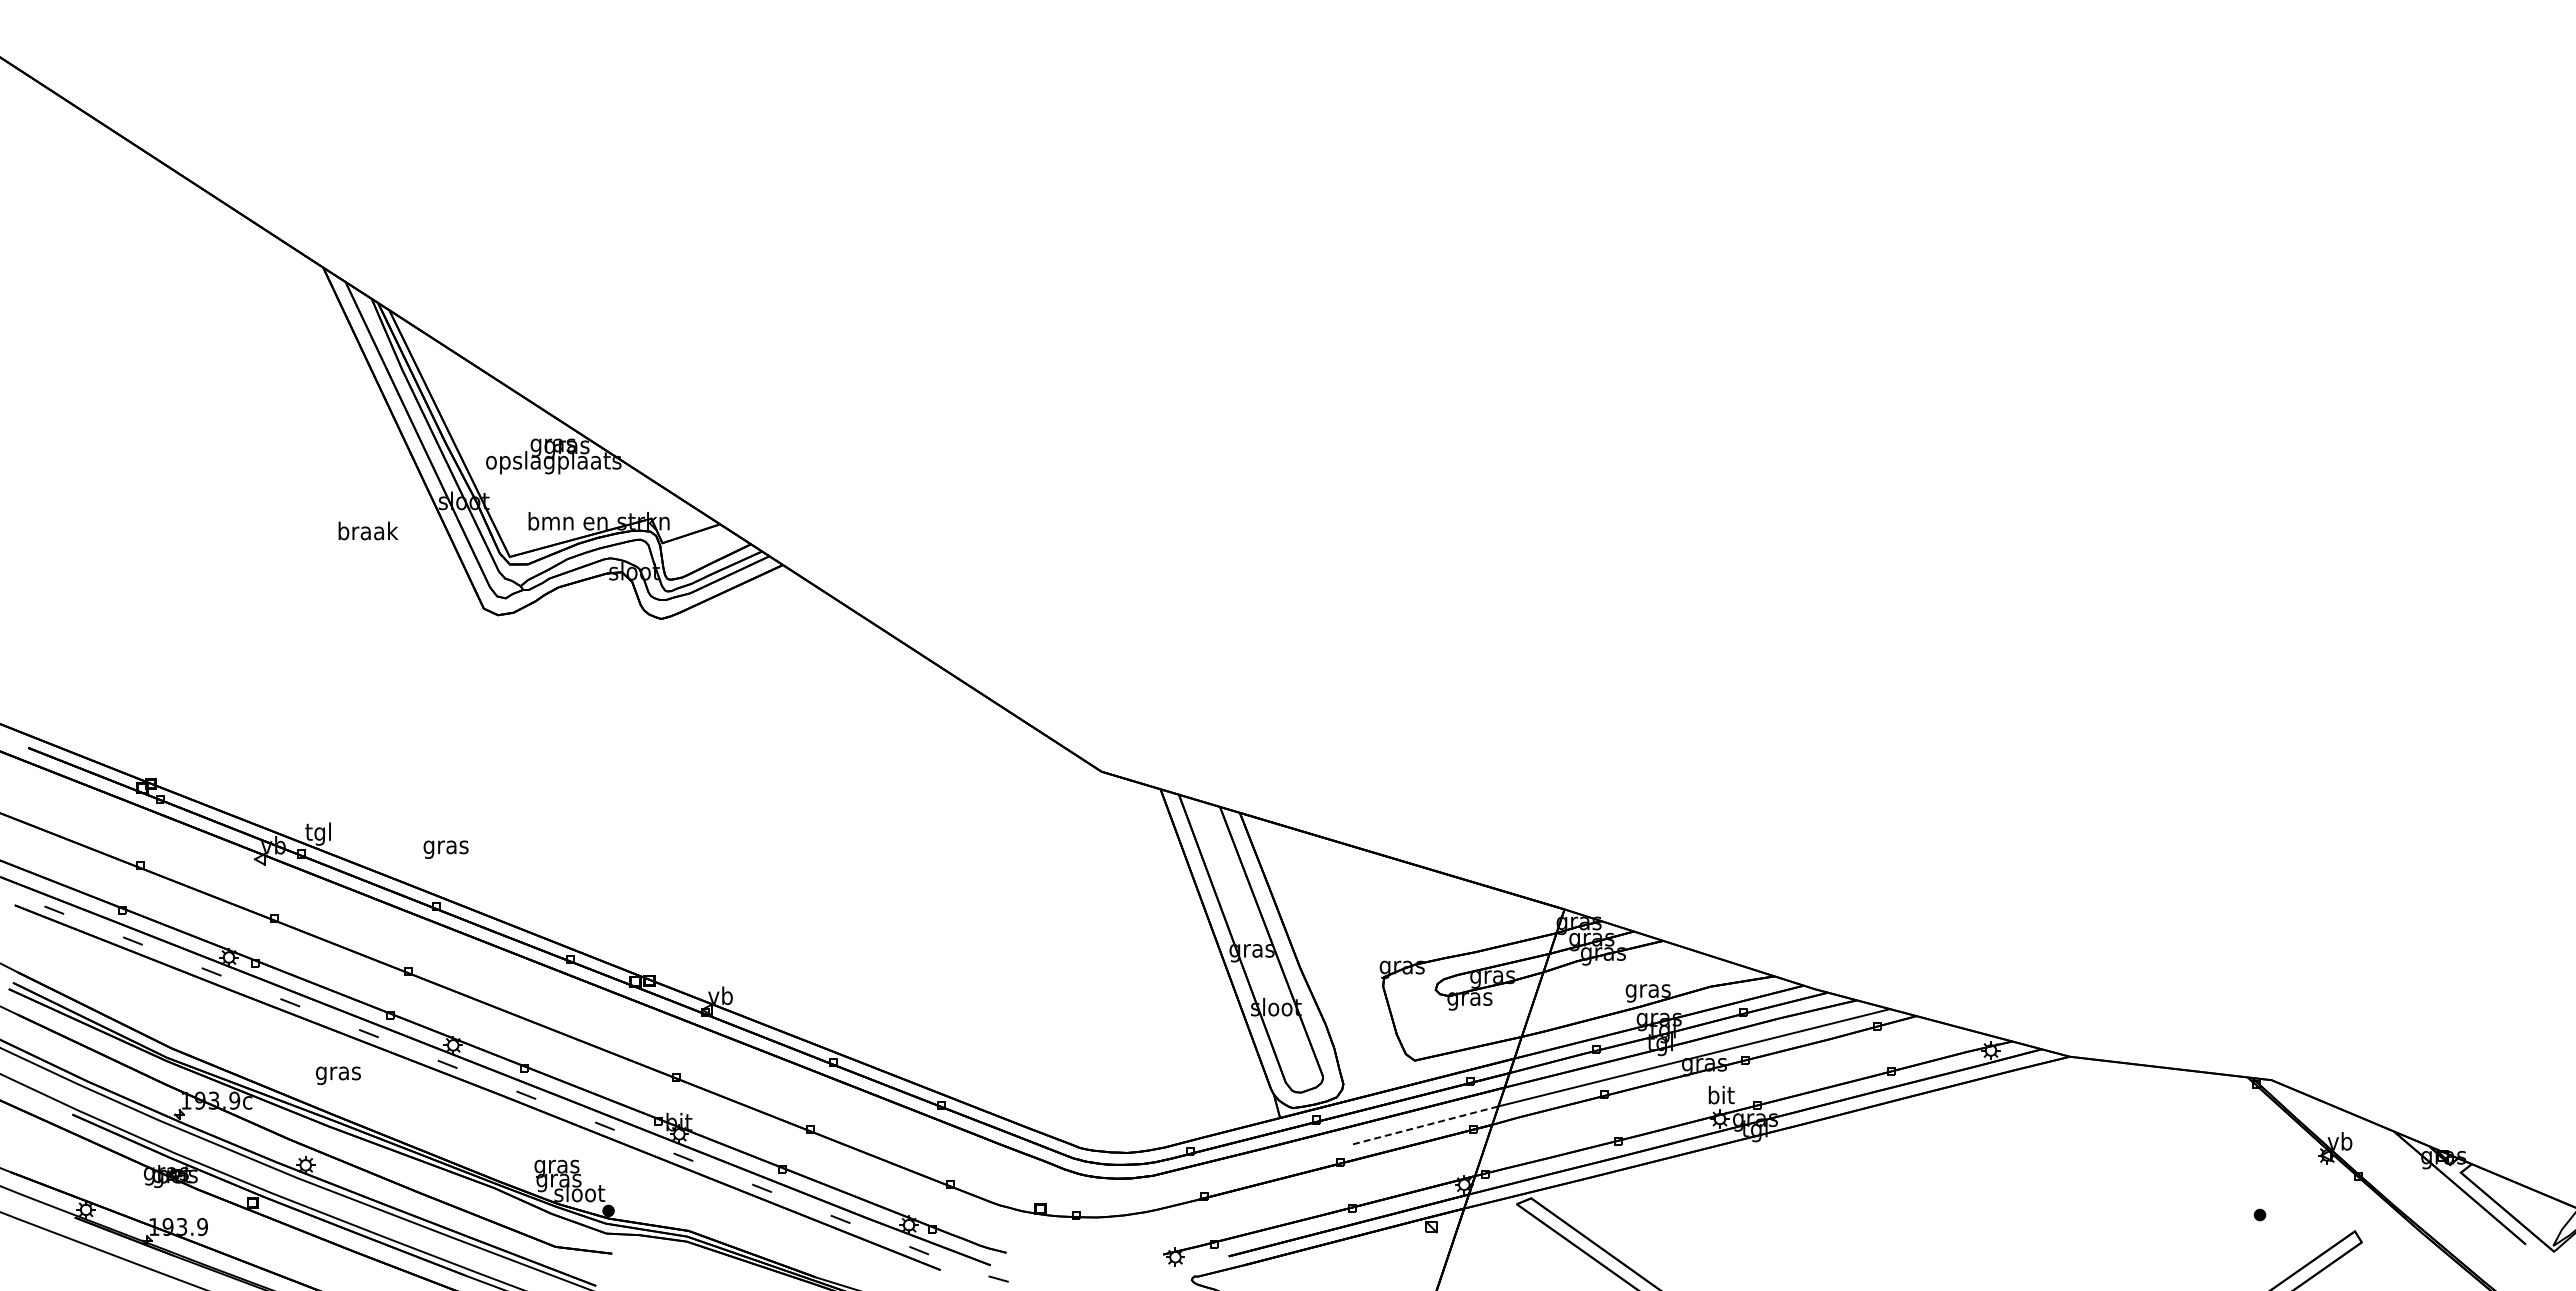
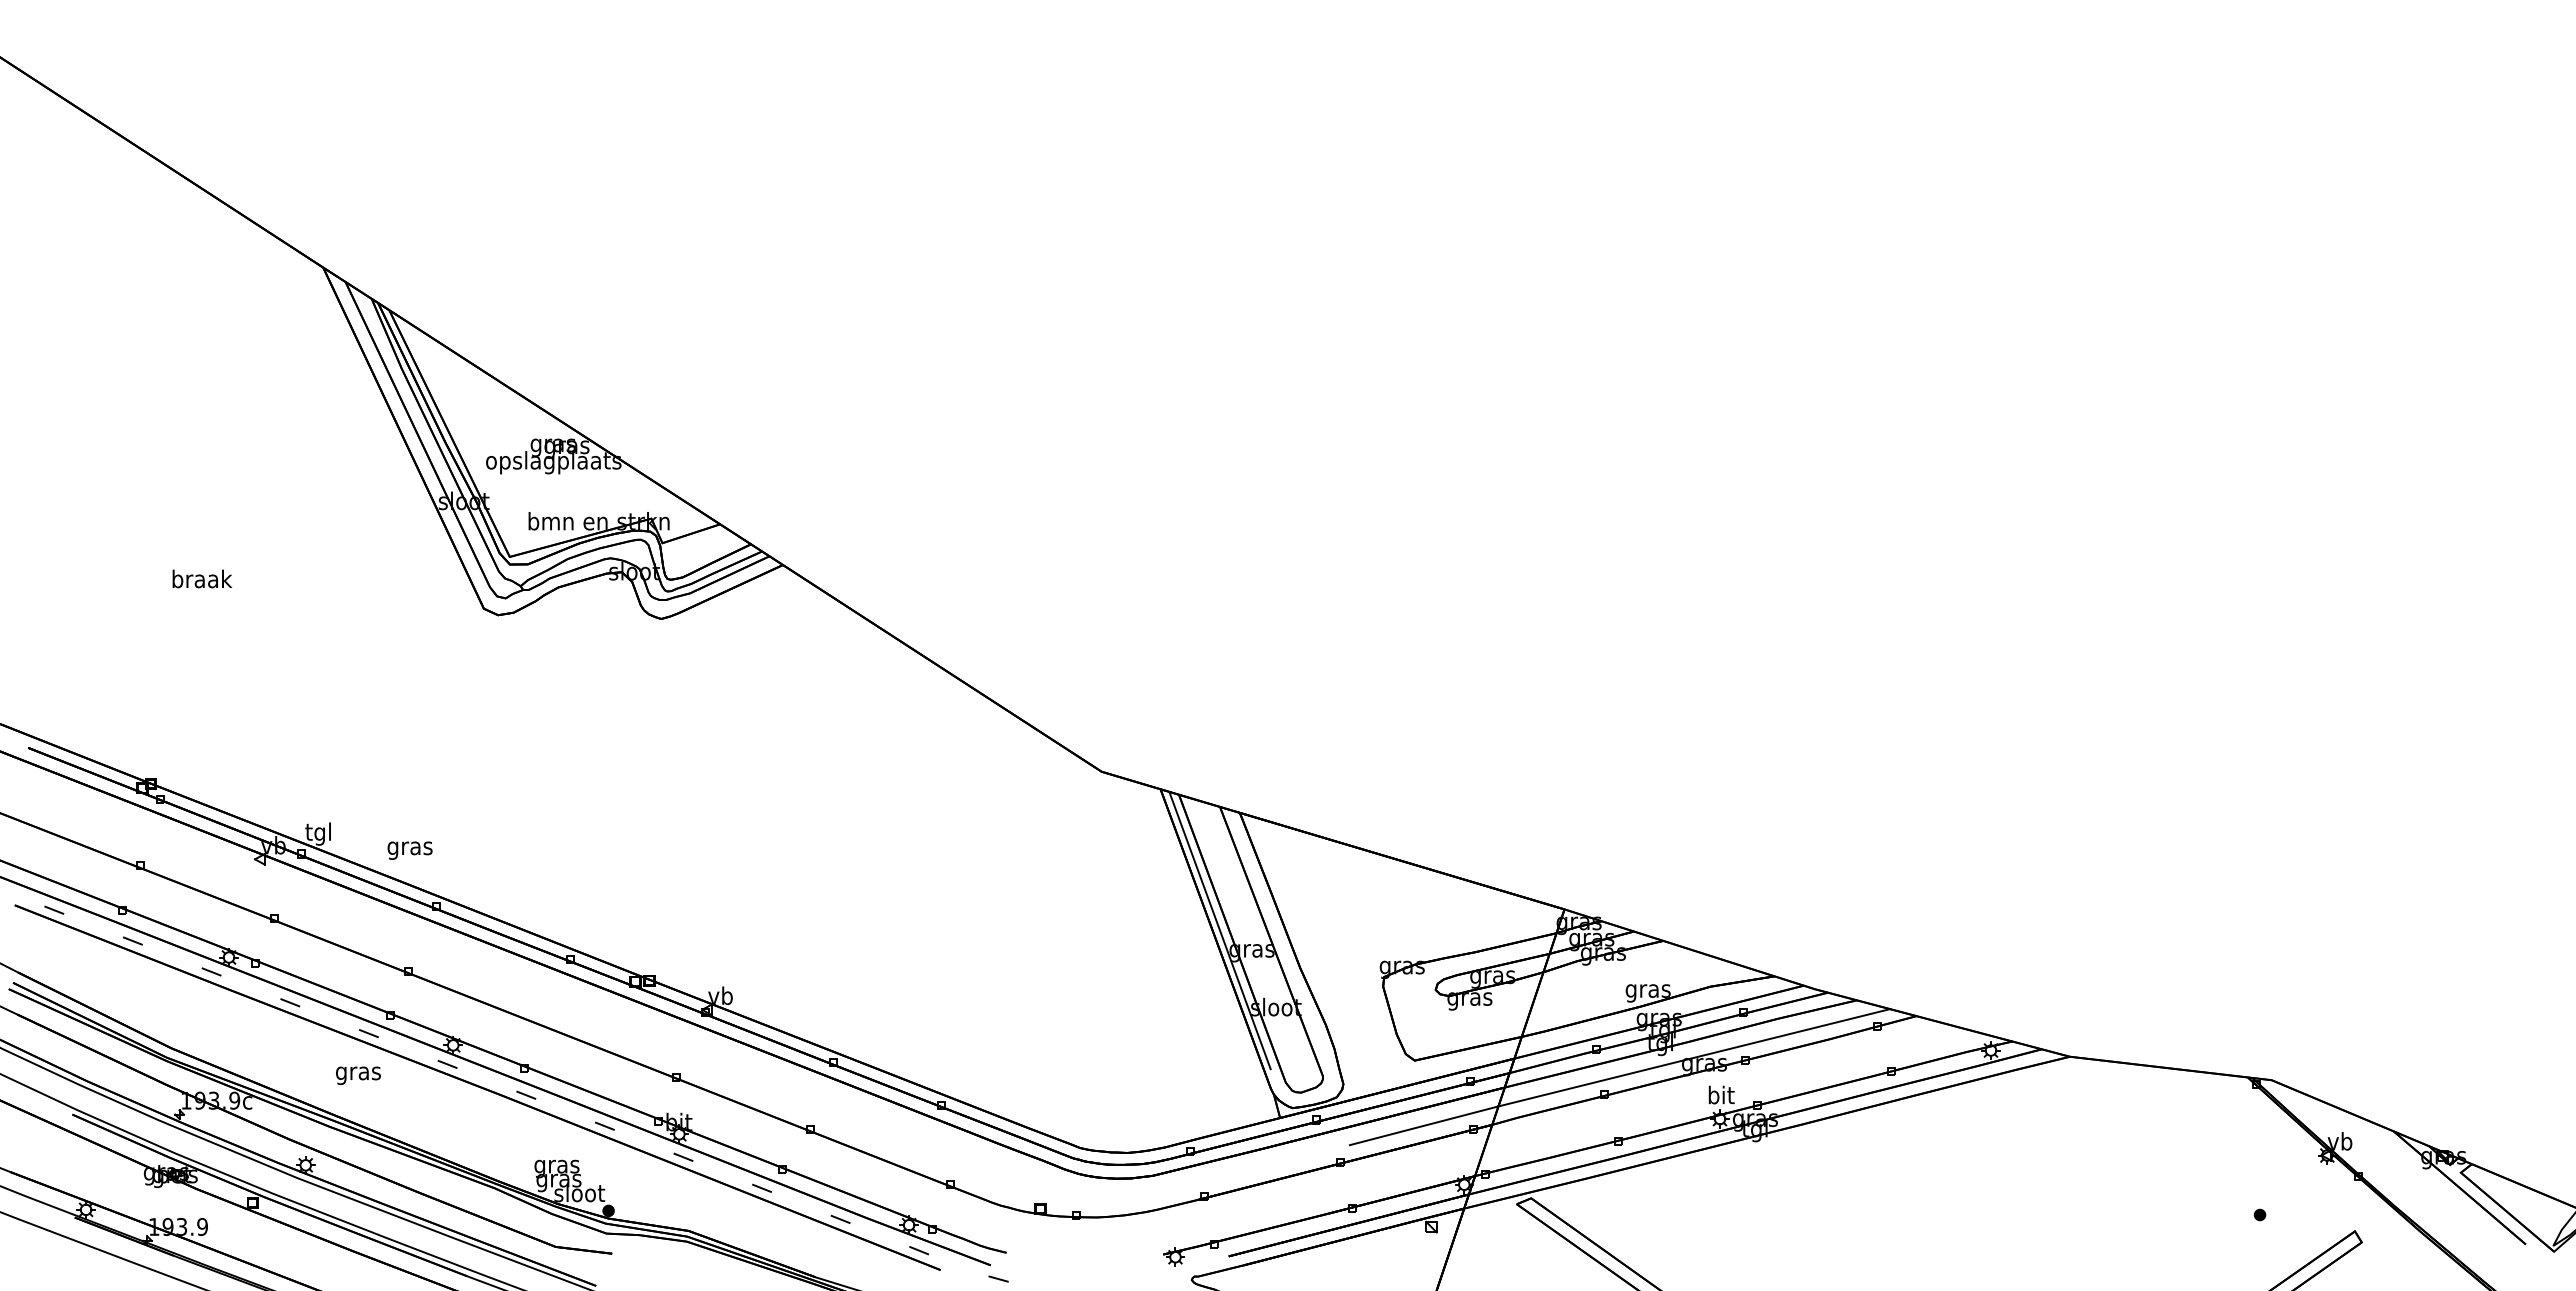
text position: (368, 530) -> (202, 578) (202, 578)
text position: (445, 849) -> (409, 850) (409, 850)
line: none -> present (1219, 930)
text position: (338, 1075) -> (358, 1075) (358, 1075)
line: dashed -> solid (1424, 1125)
